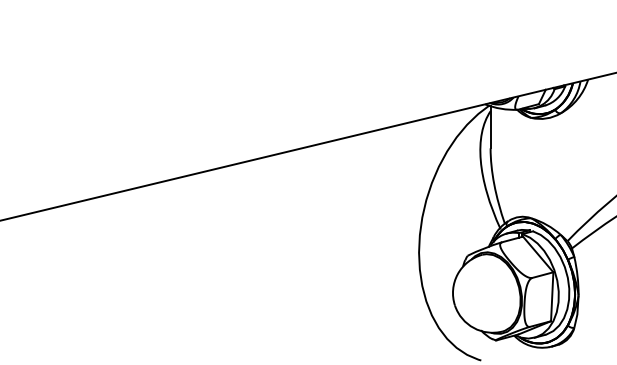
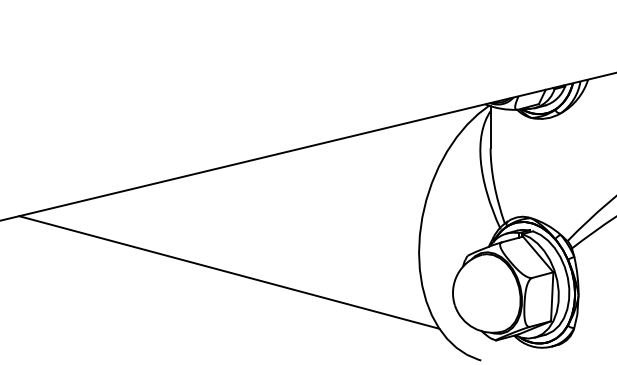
line: none -> present (229, 272)
